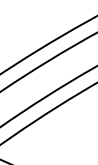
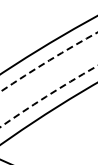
arc: solid -> dashed (47, 61)
arc: solid -> dashed (47, 95)
